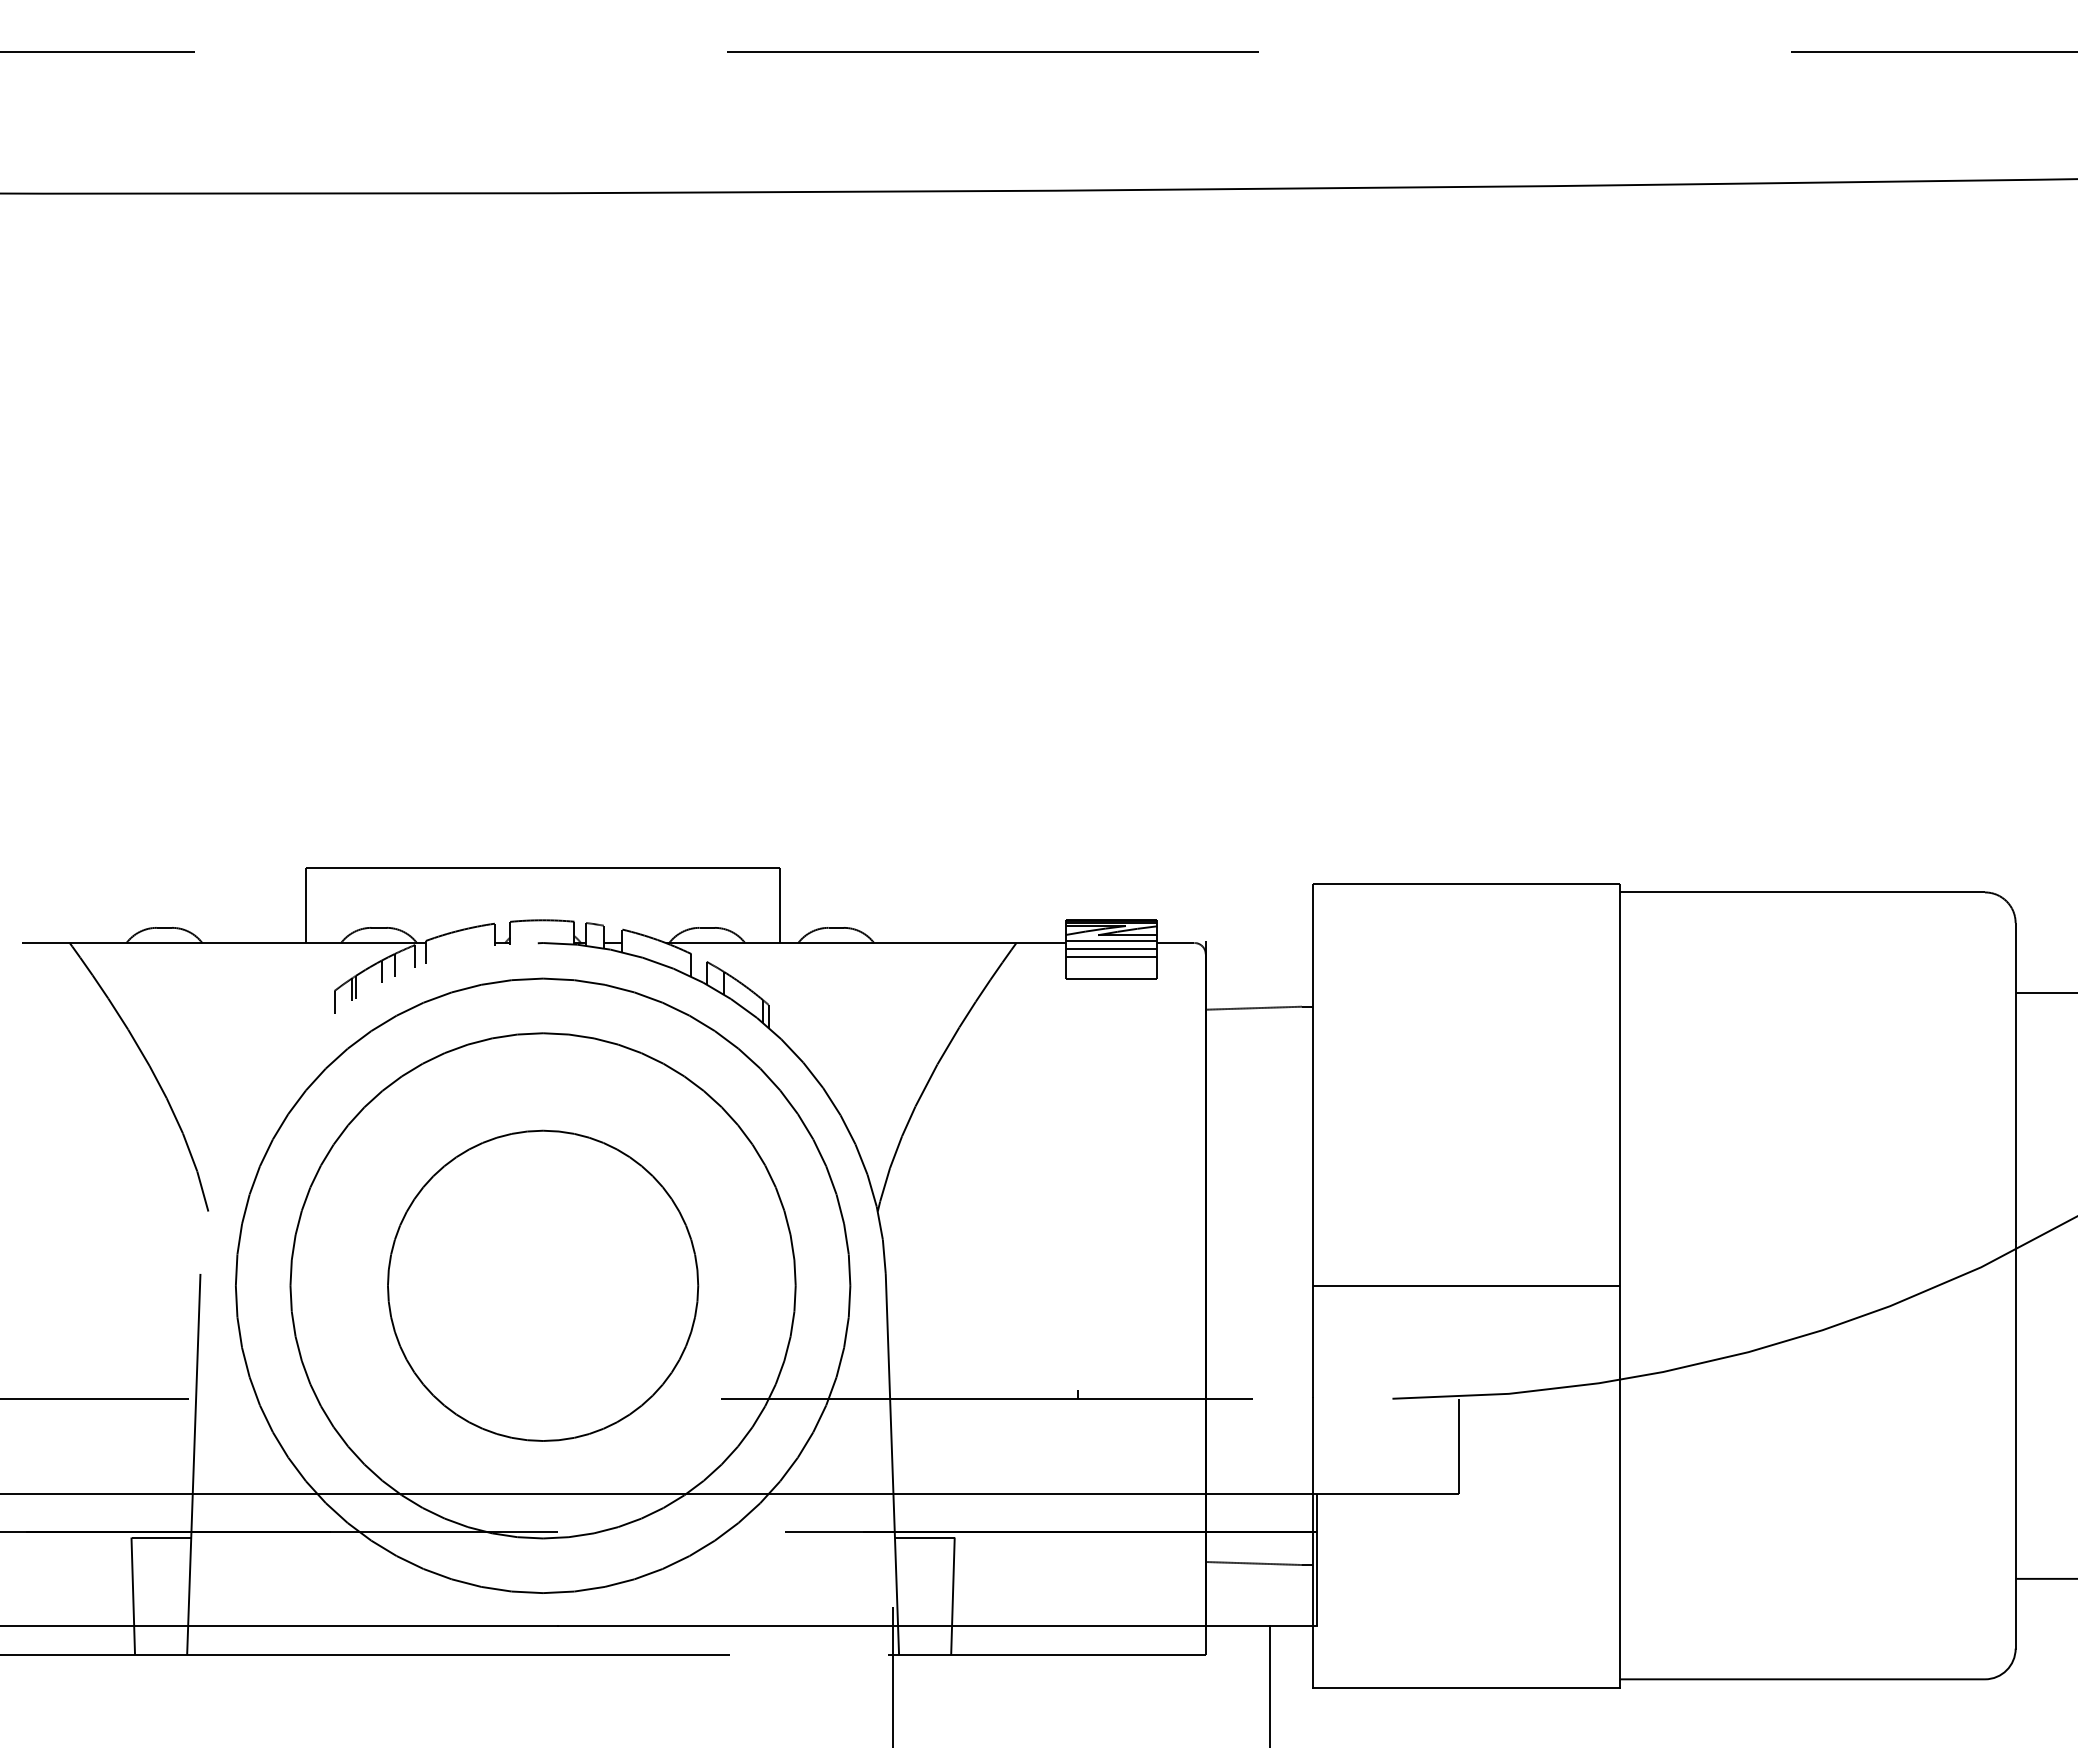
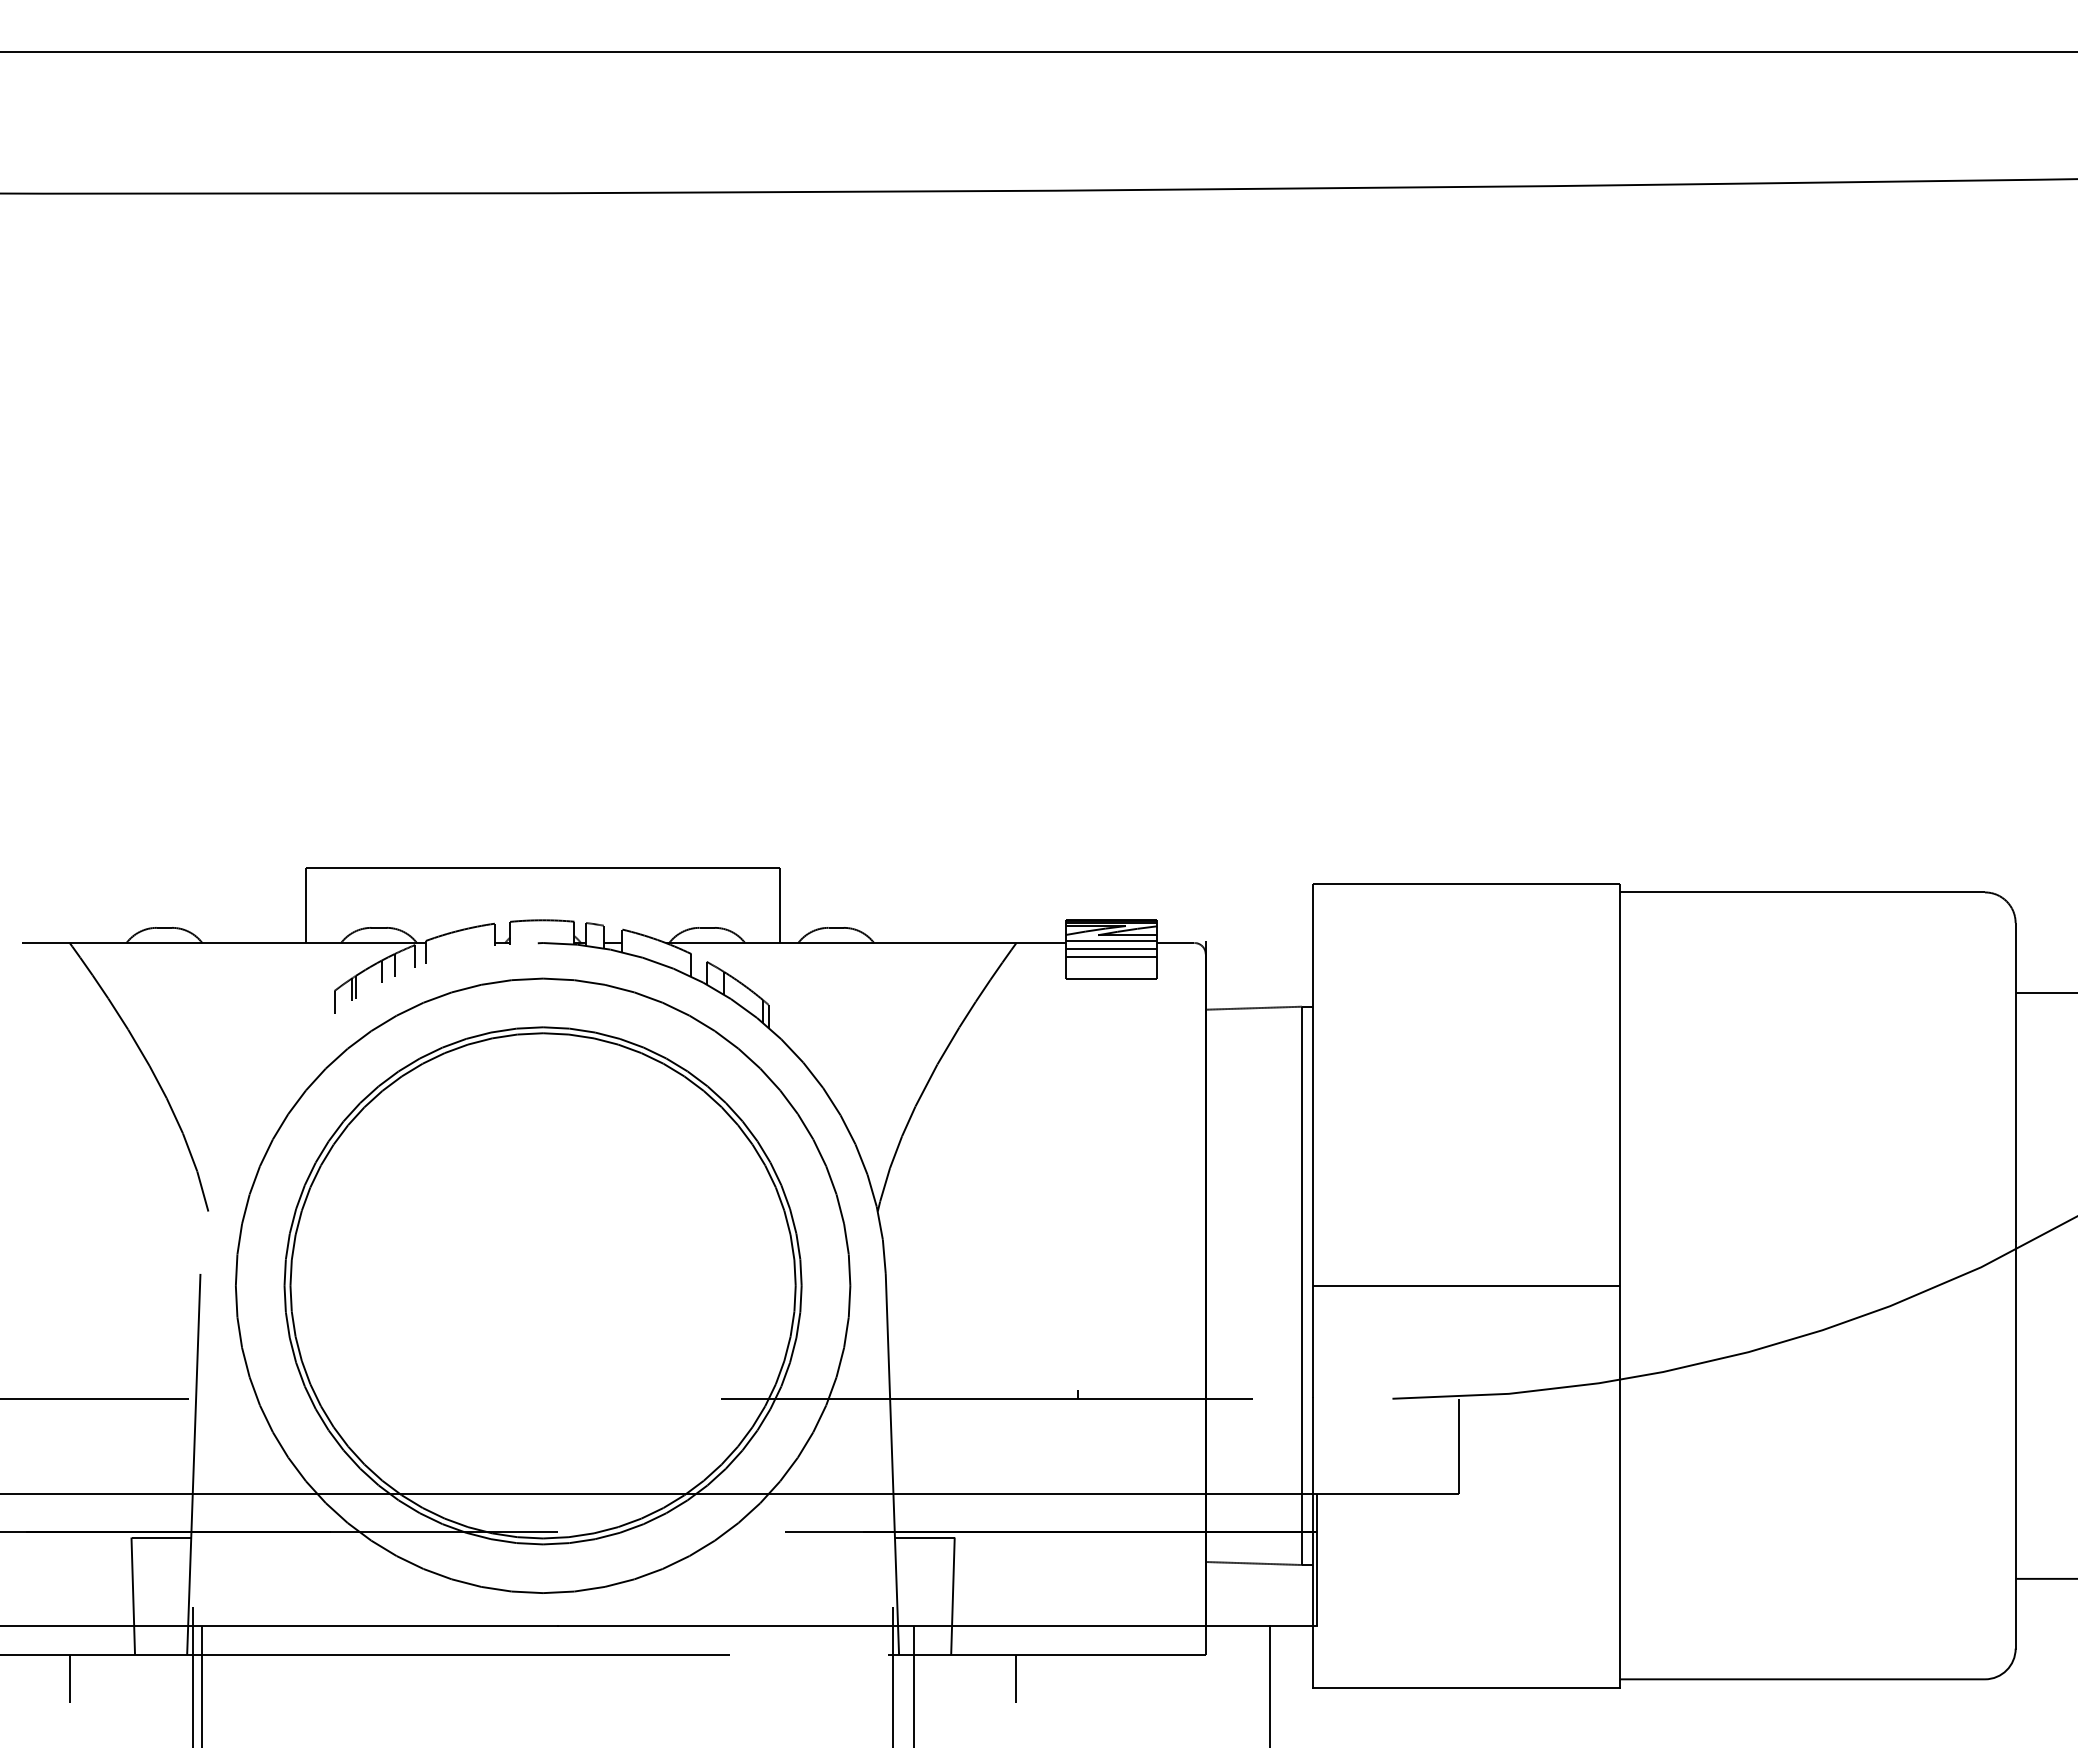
line: dashed -> solid (1039, 52)
circle diameter: 310 px -> 517 px (542, 1285)
line: none -> present (1301, 1285)
line: none -> present (193, 1675)
line: none -> present (69, 1678)
line: none -> present (1016, 1678)
line: none -> present (202, 1685)
line: none -> present (913, 1685)
